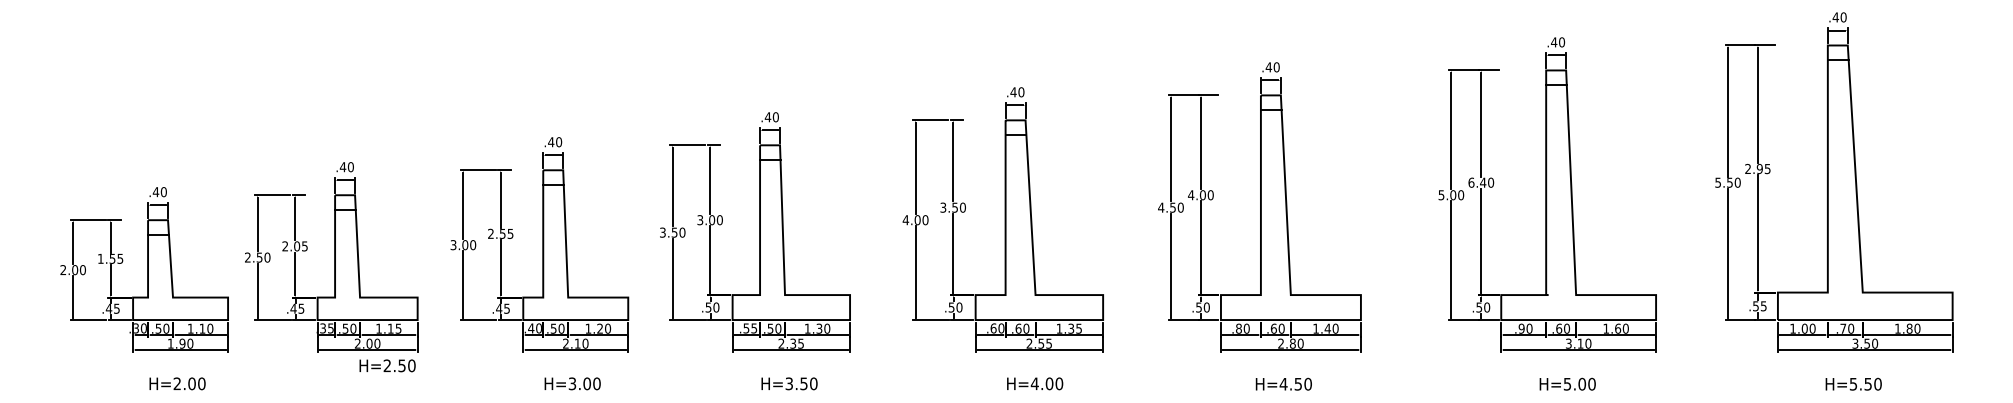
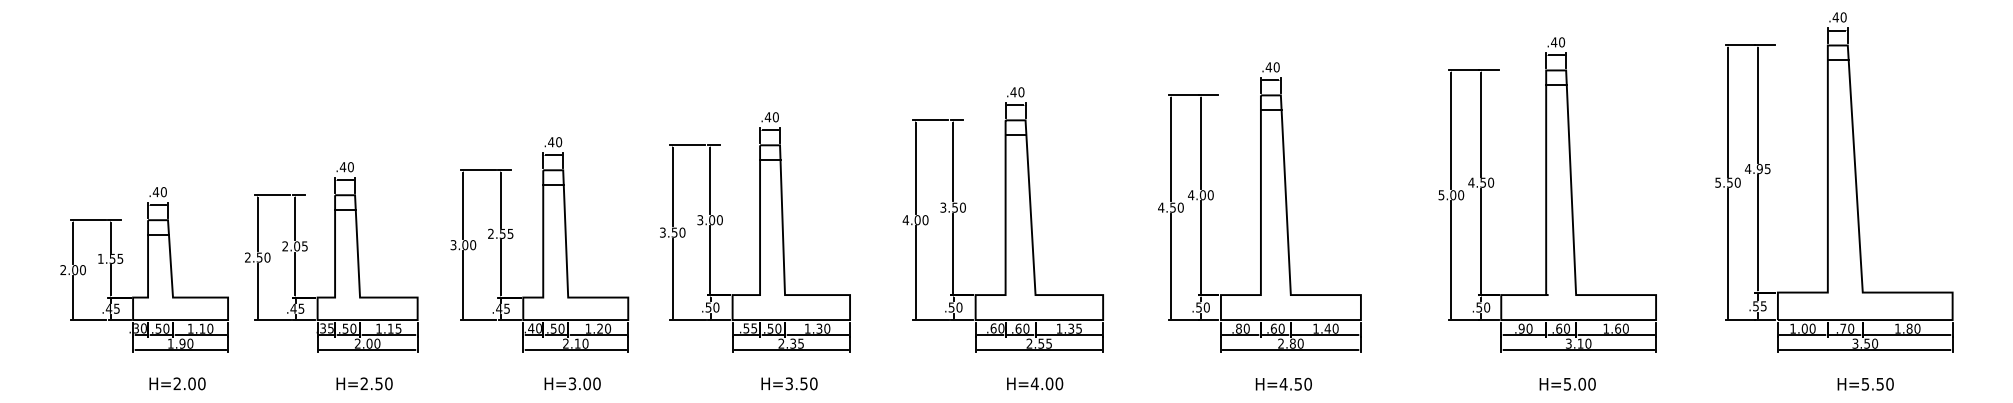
text: 2.95 -> 4.95 (1747, 168)
text: 6.40 -> 4.50 (1477, 182)
text position: (387, 365) -> (364, 383) (364, 383)
text position: (1853, 383) -> (1865, 383) (1865, 383)
